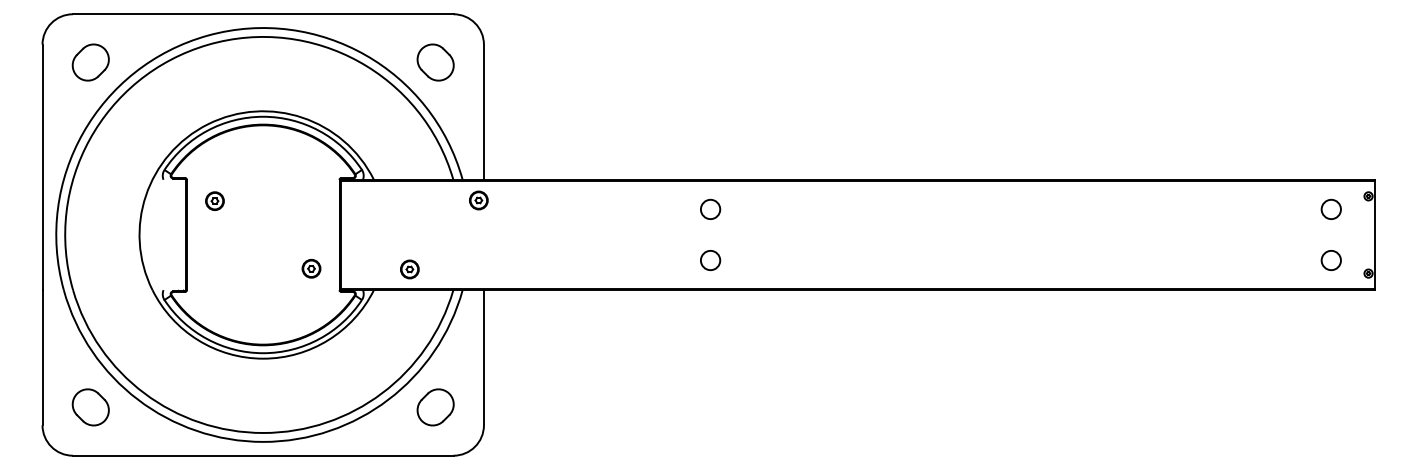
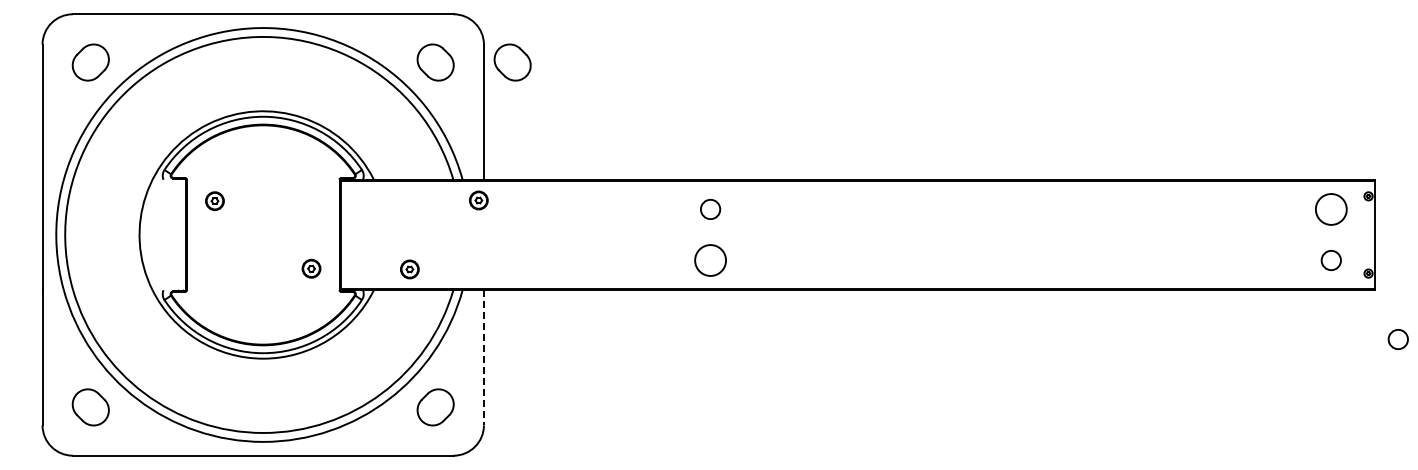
part: none -> present (512, 62)
circle diameter: 19 px -> 31 px (1330, 209)
circle diameter: 19 px -> 31 px (710, 260)
circle: none -> present (1397, 339)
line: solid -> dashed (483, 357)
